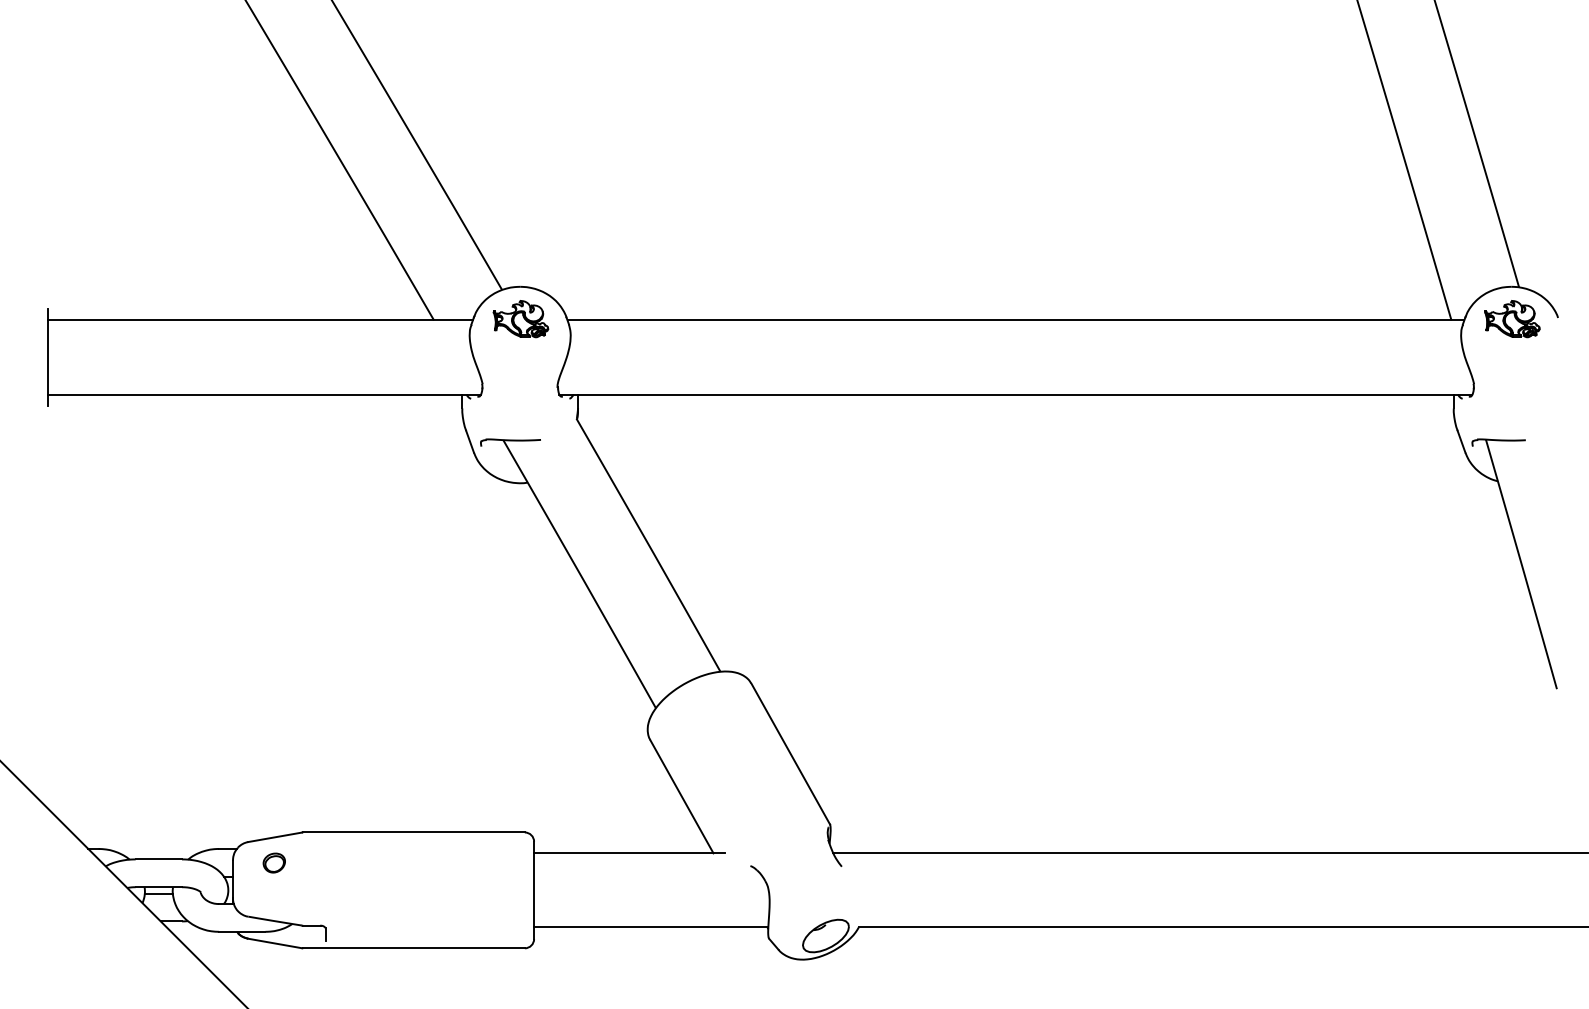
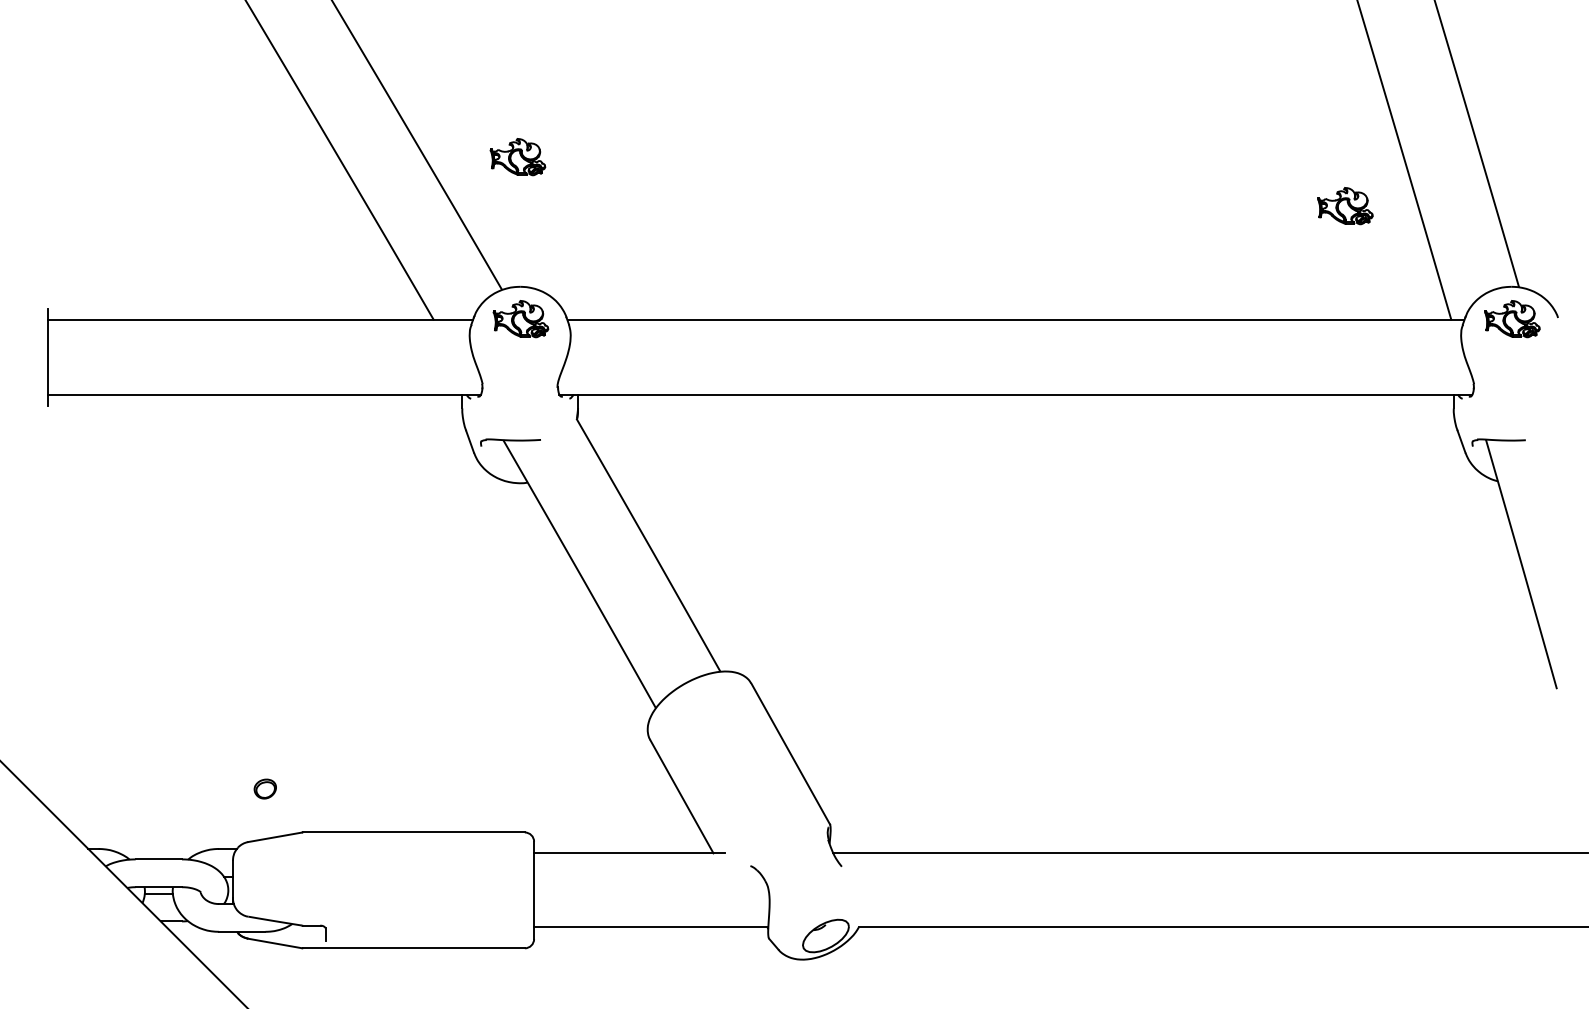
part: none -> present (517, 157)
part: none -> present (1345, 206)
part position: (273, 862) -> (264, 788) (264, 788)
